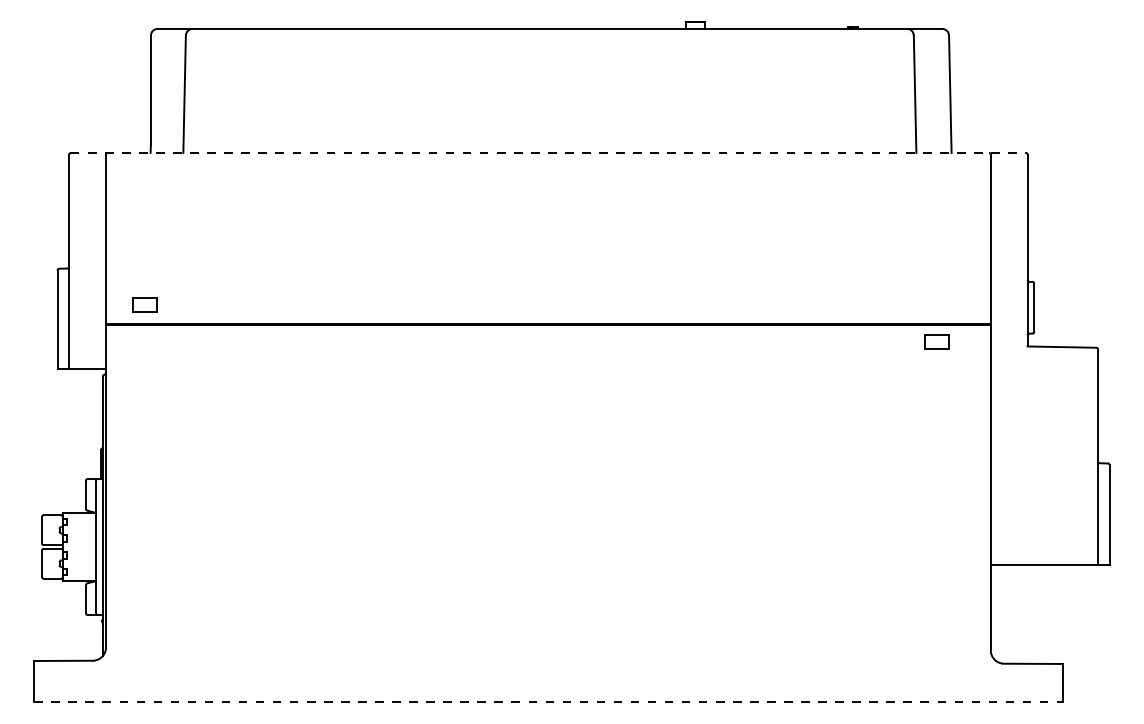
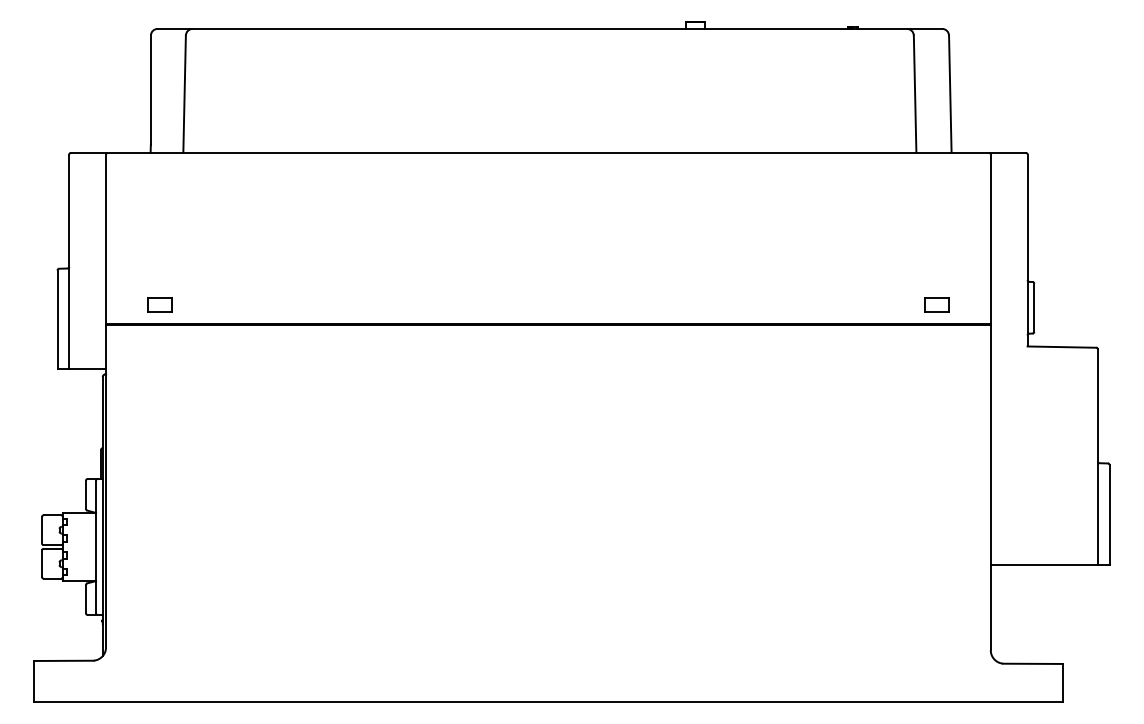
line: dashed -> solid (548, 152)
part position: (144, 304) -> (159, 304) (159, 304)
part position: (936, 341) -> (936, 304) (936, 304)
line: dashed -> solid (548, 702)
